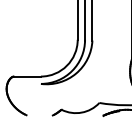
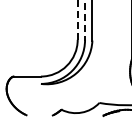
line: solid -> dashed (77, 19)
line: solid -> dashed (85, 20)
